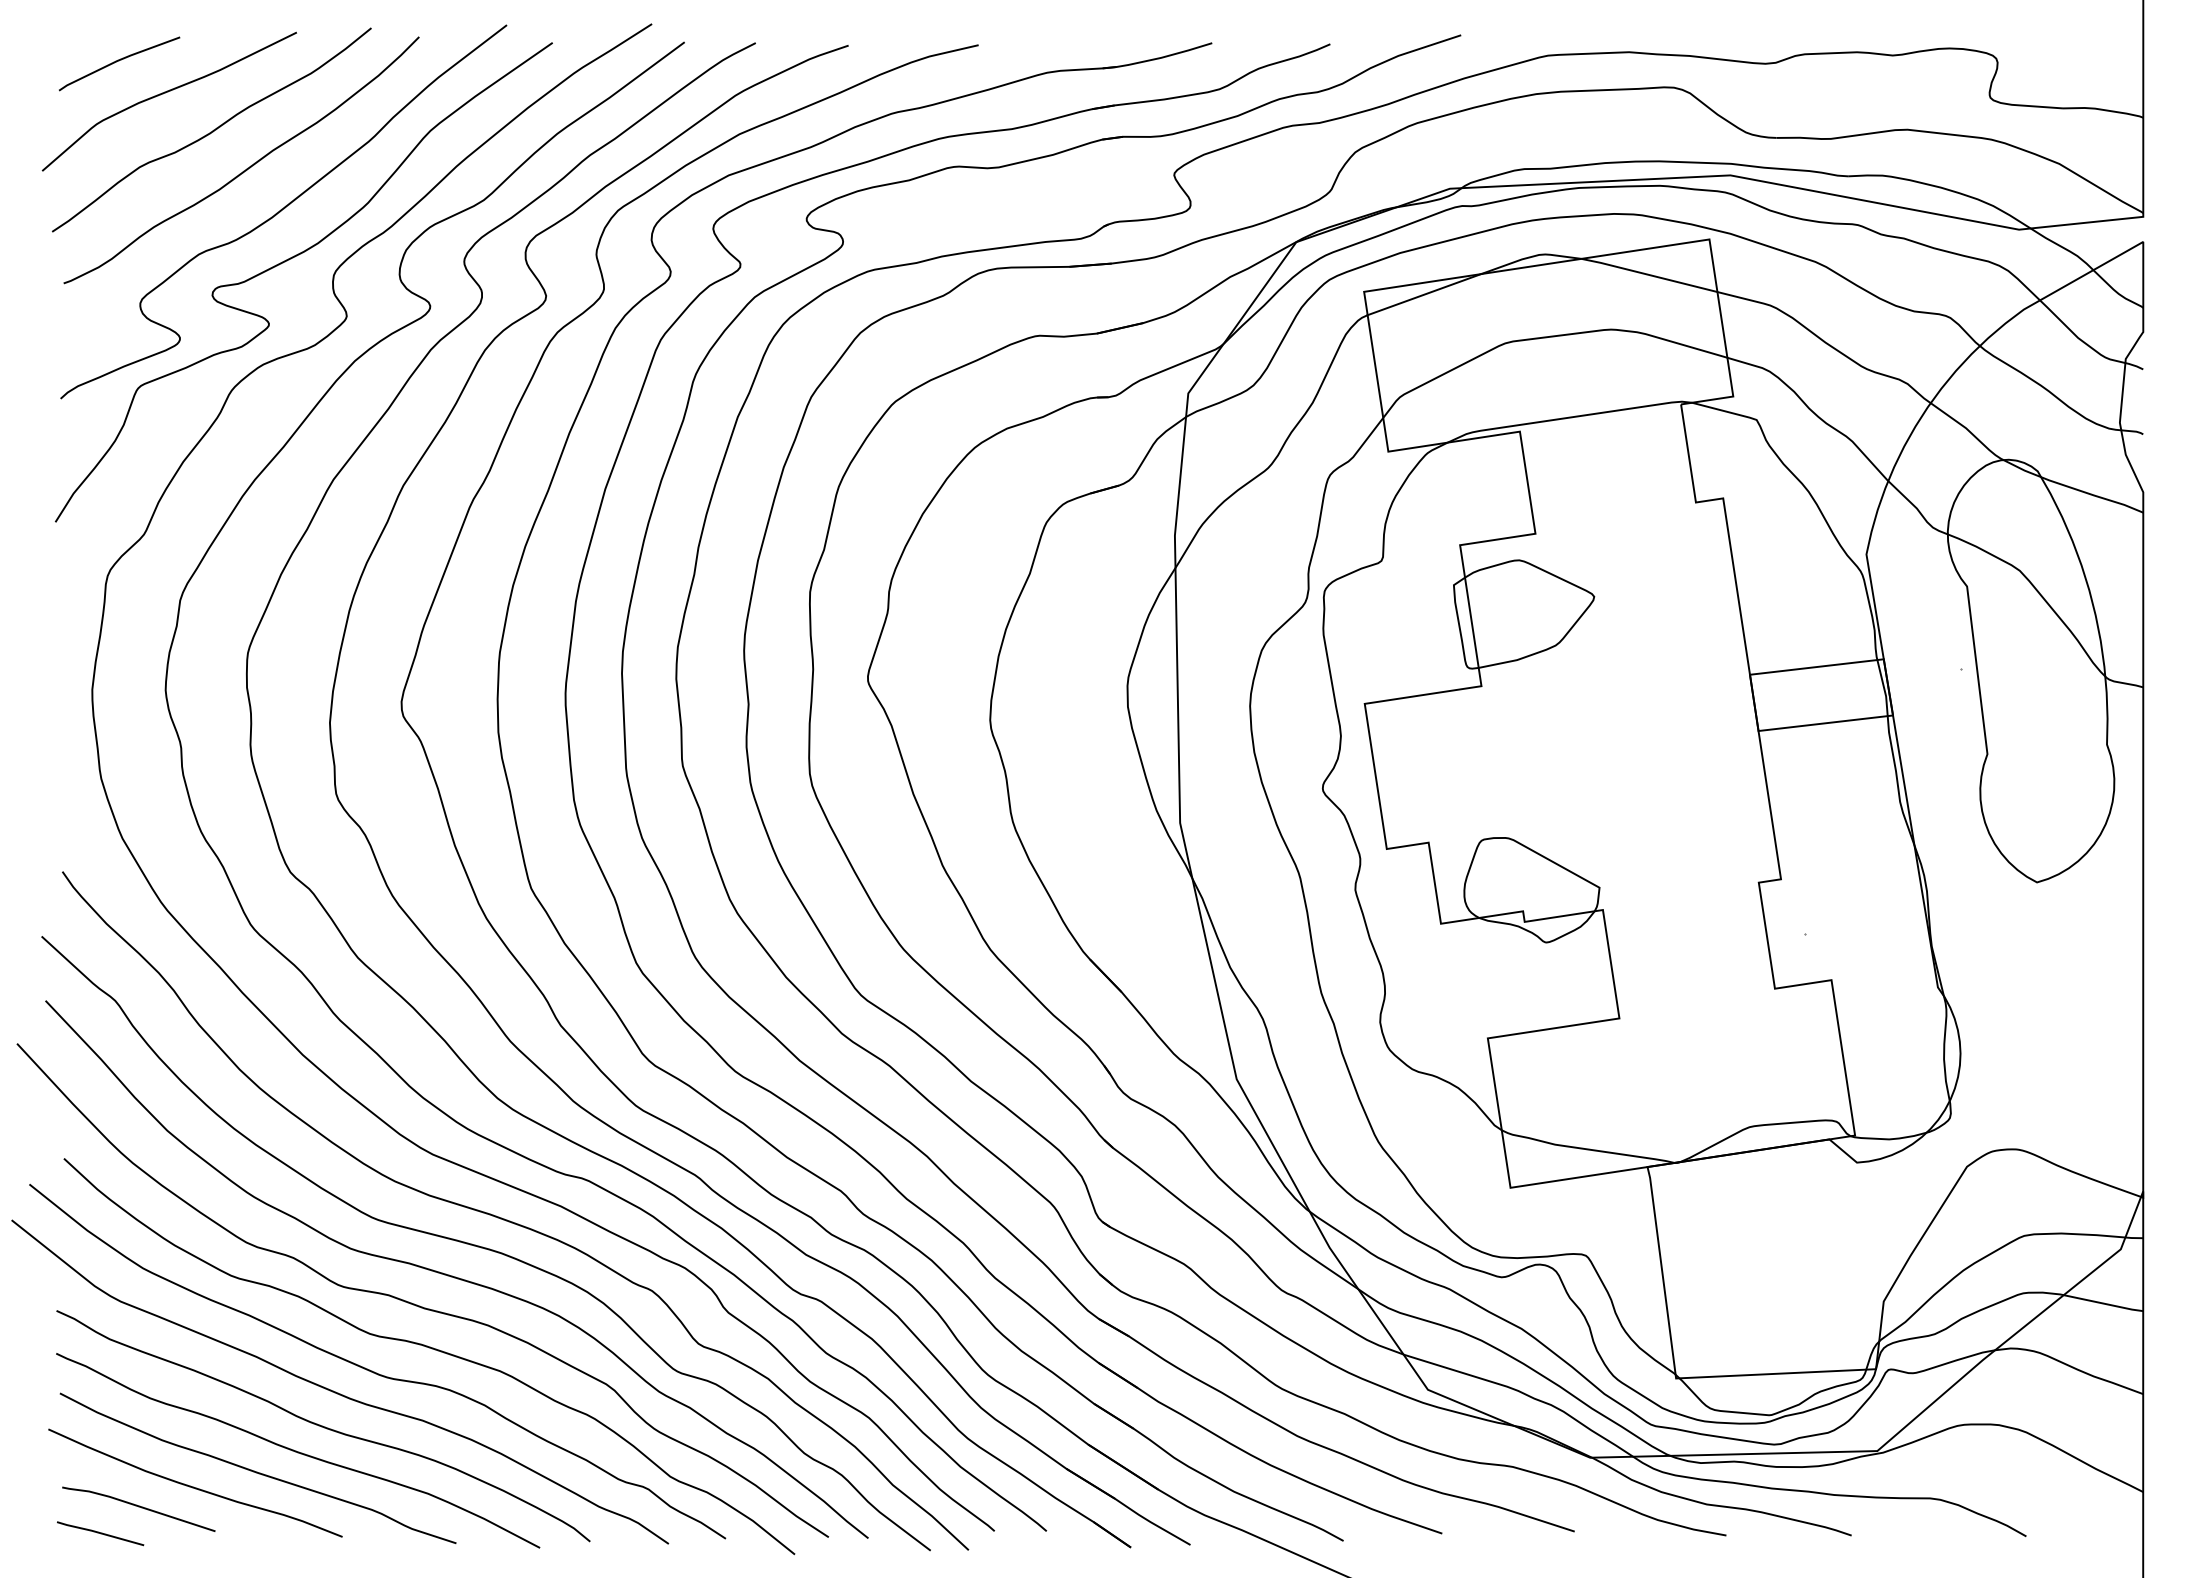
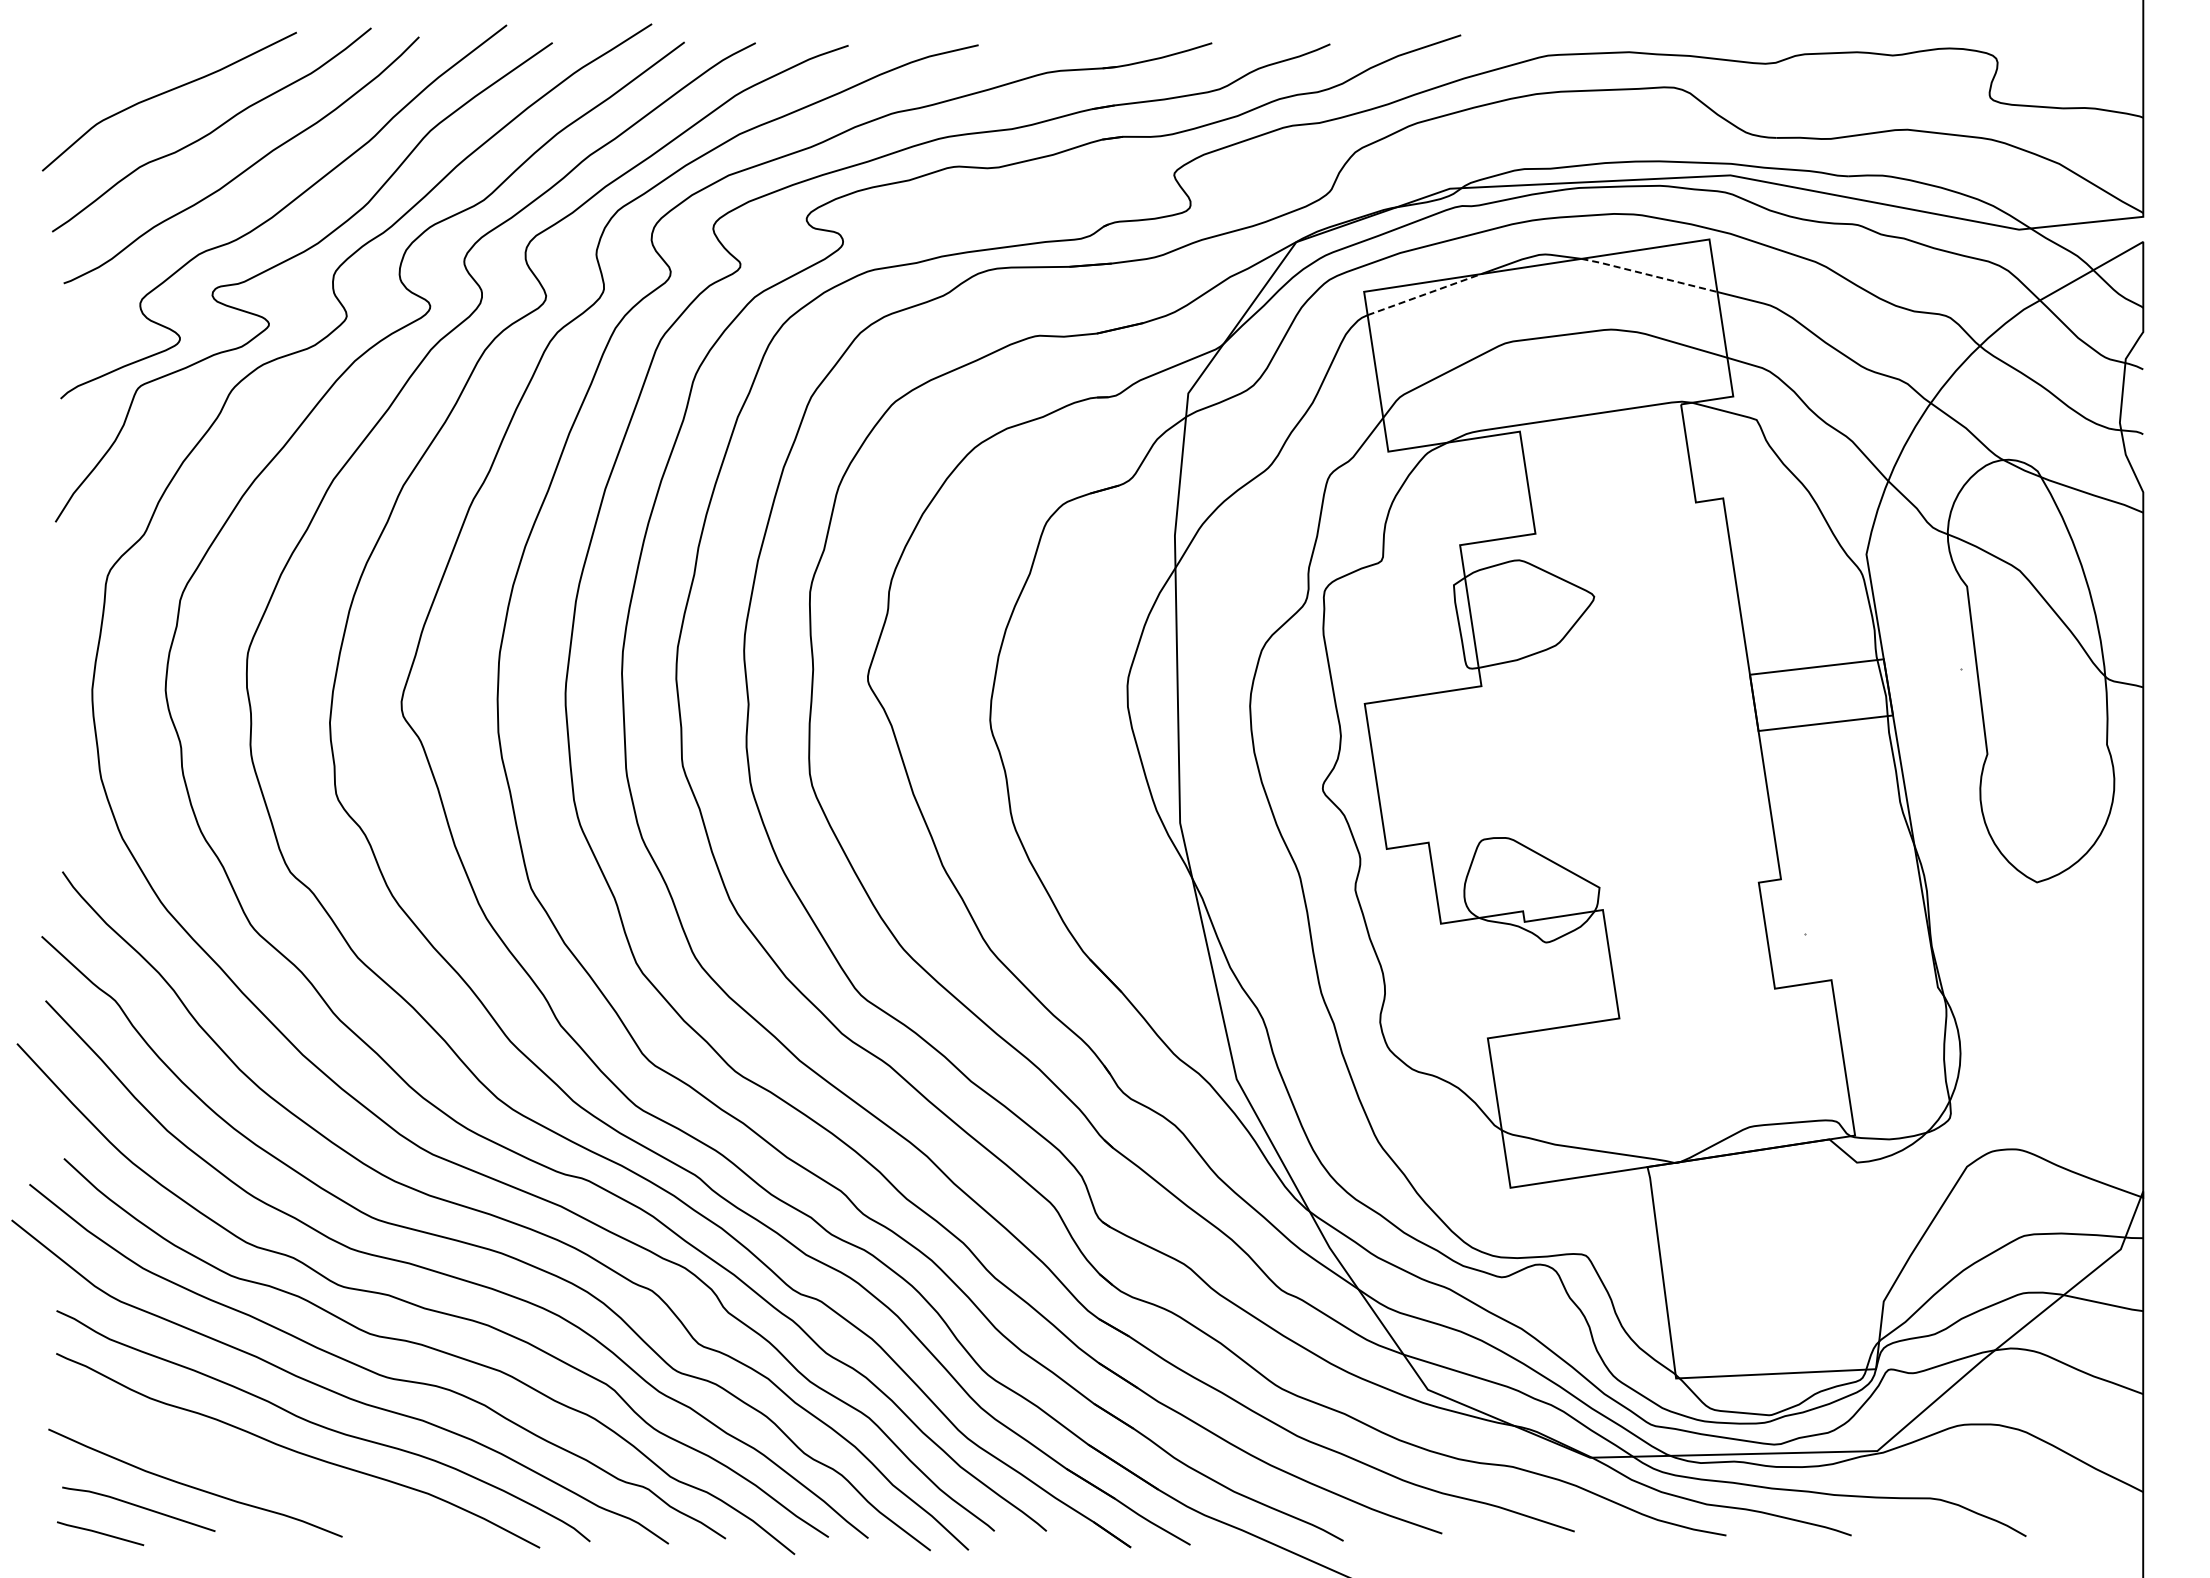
line: present -> none (119, 61)
line: solid -> dashed (1648, 274)
line: solid -> dashed (1424, 294)
curve: present -> none (257, 1471)
